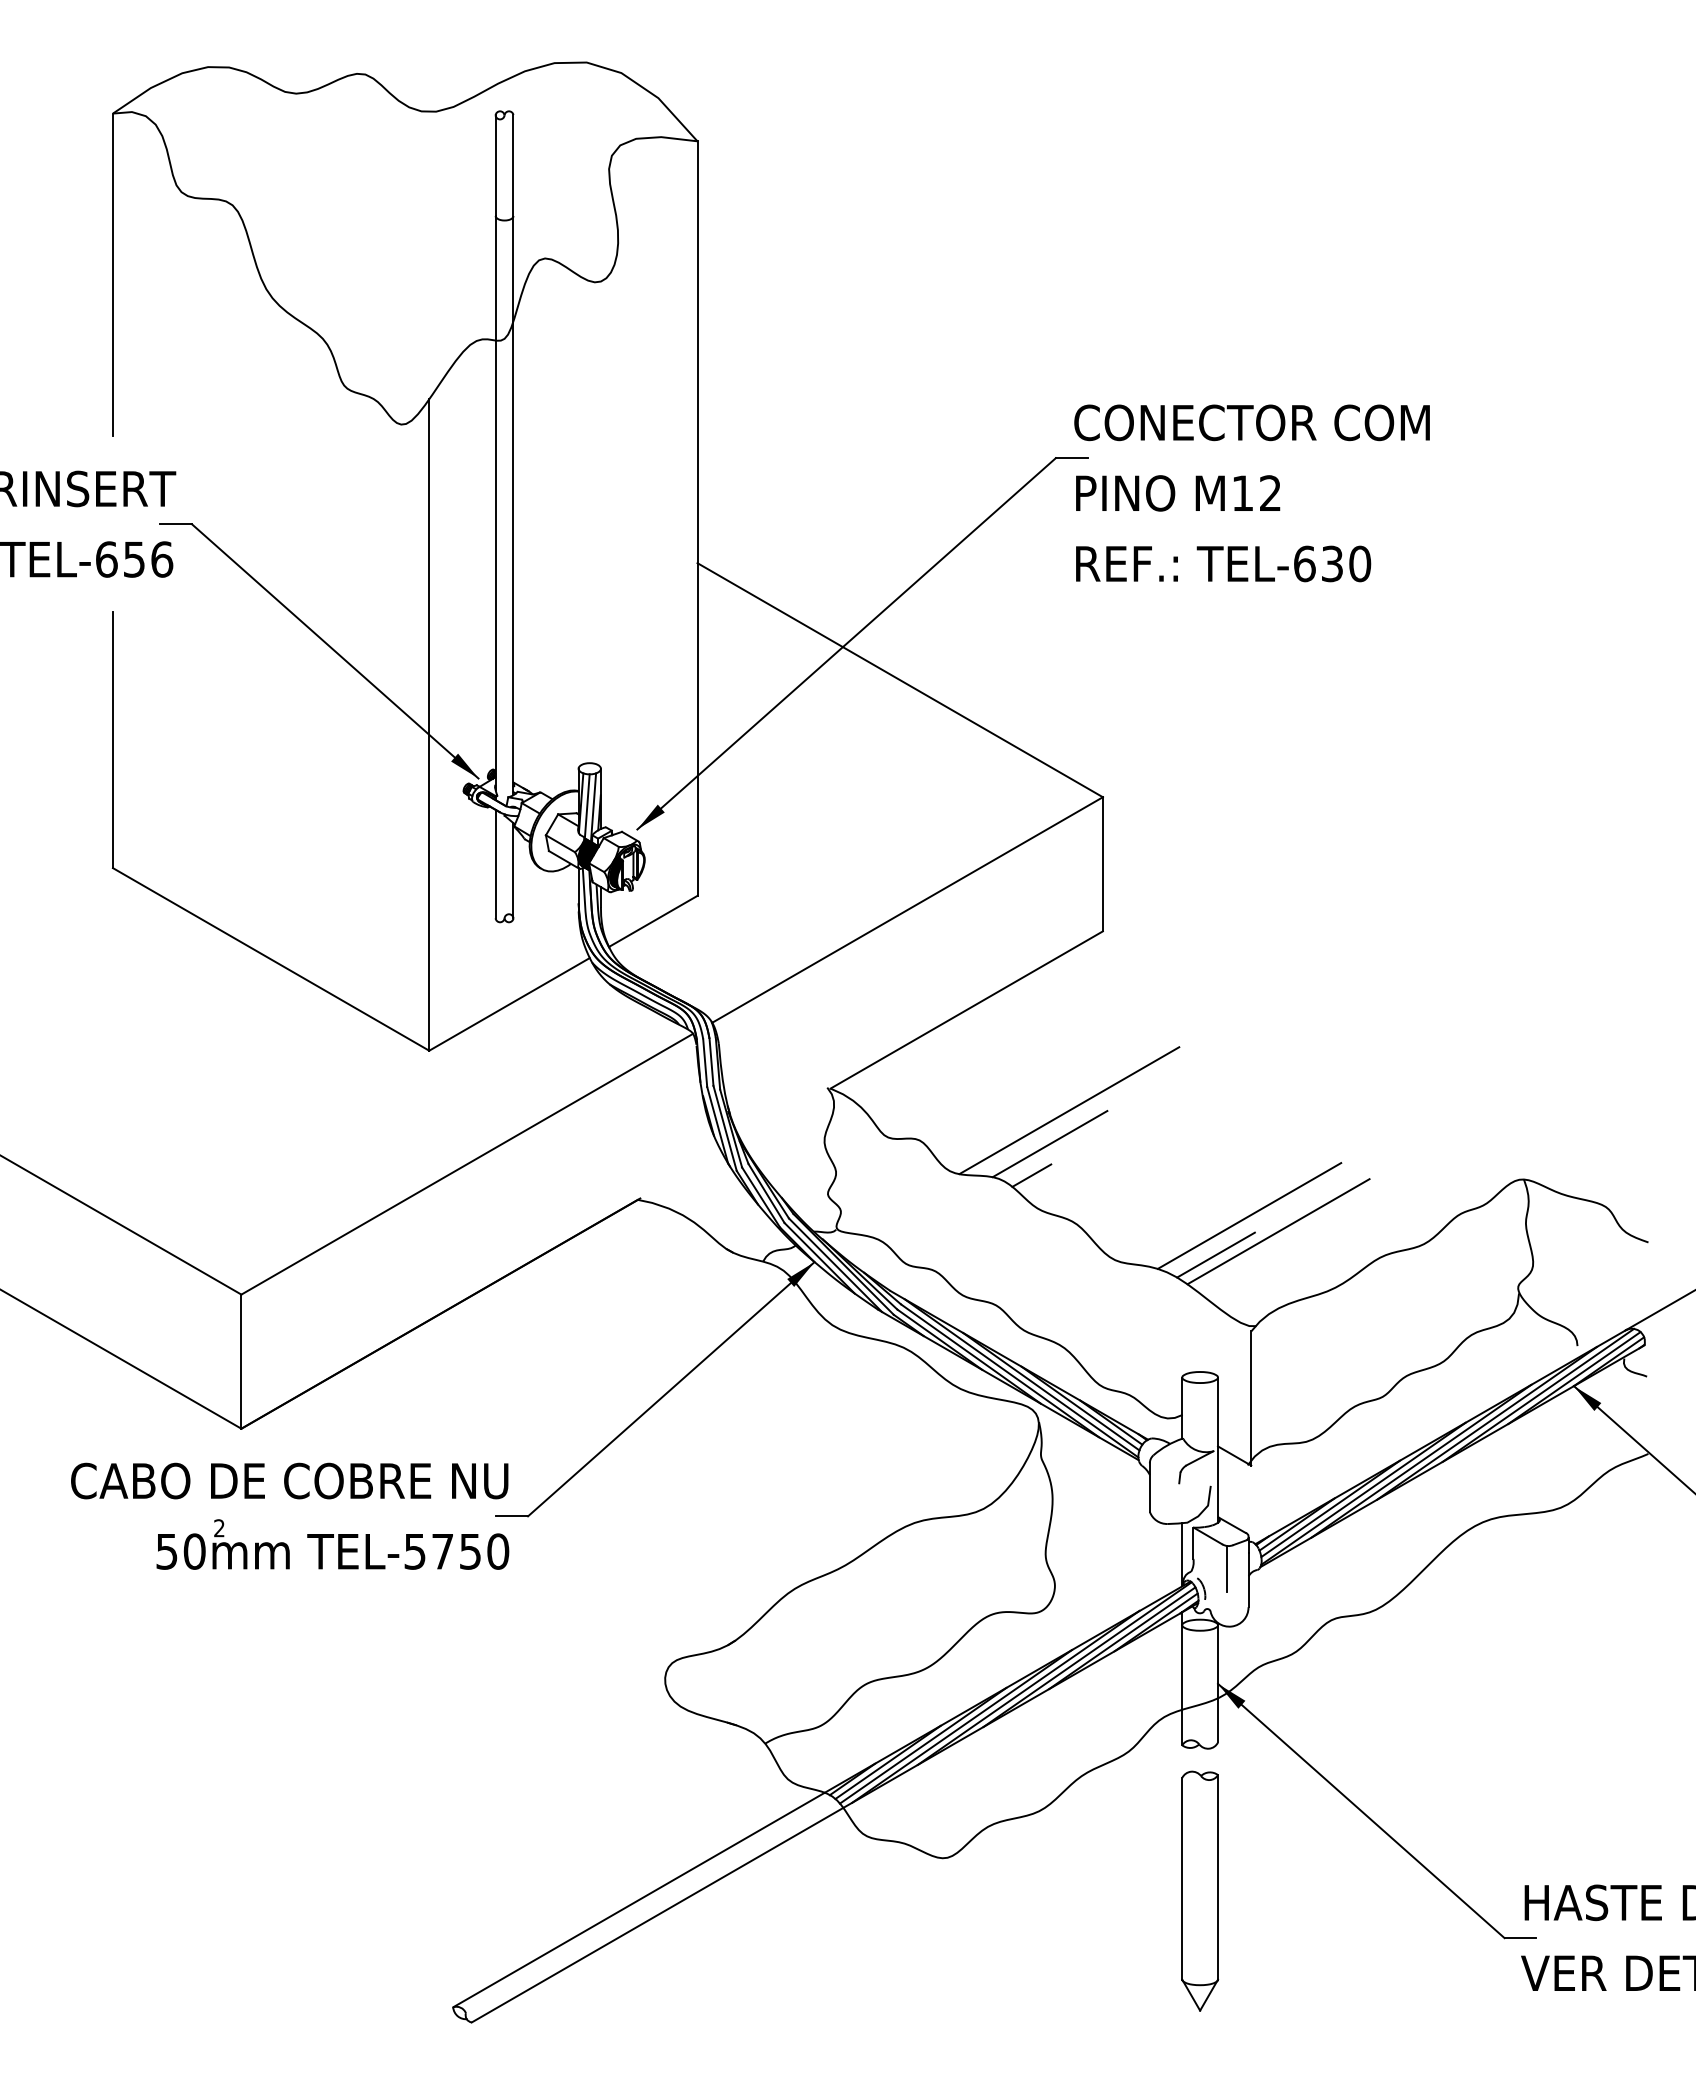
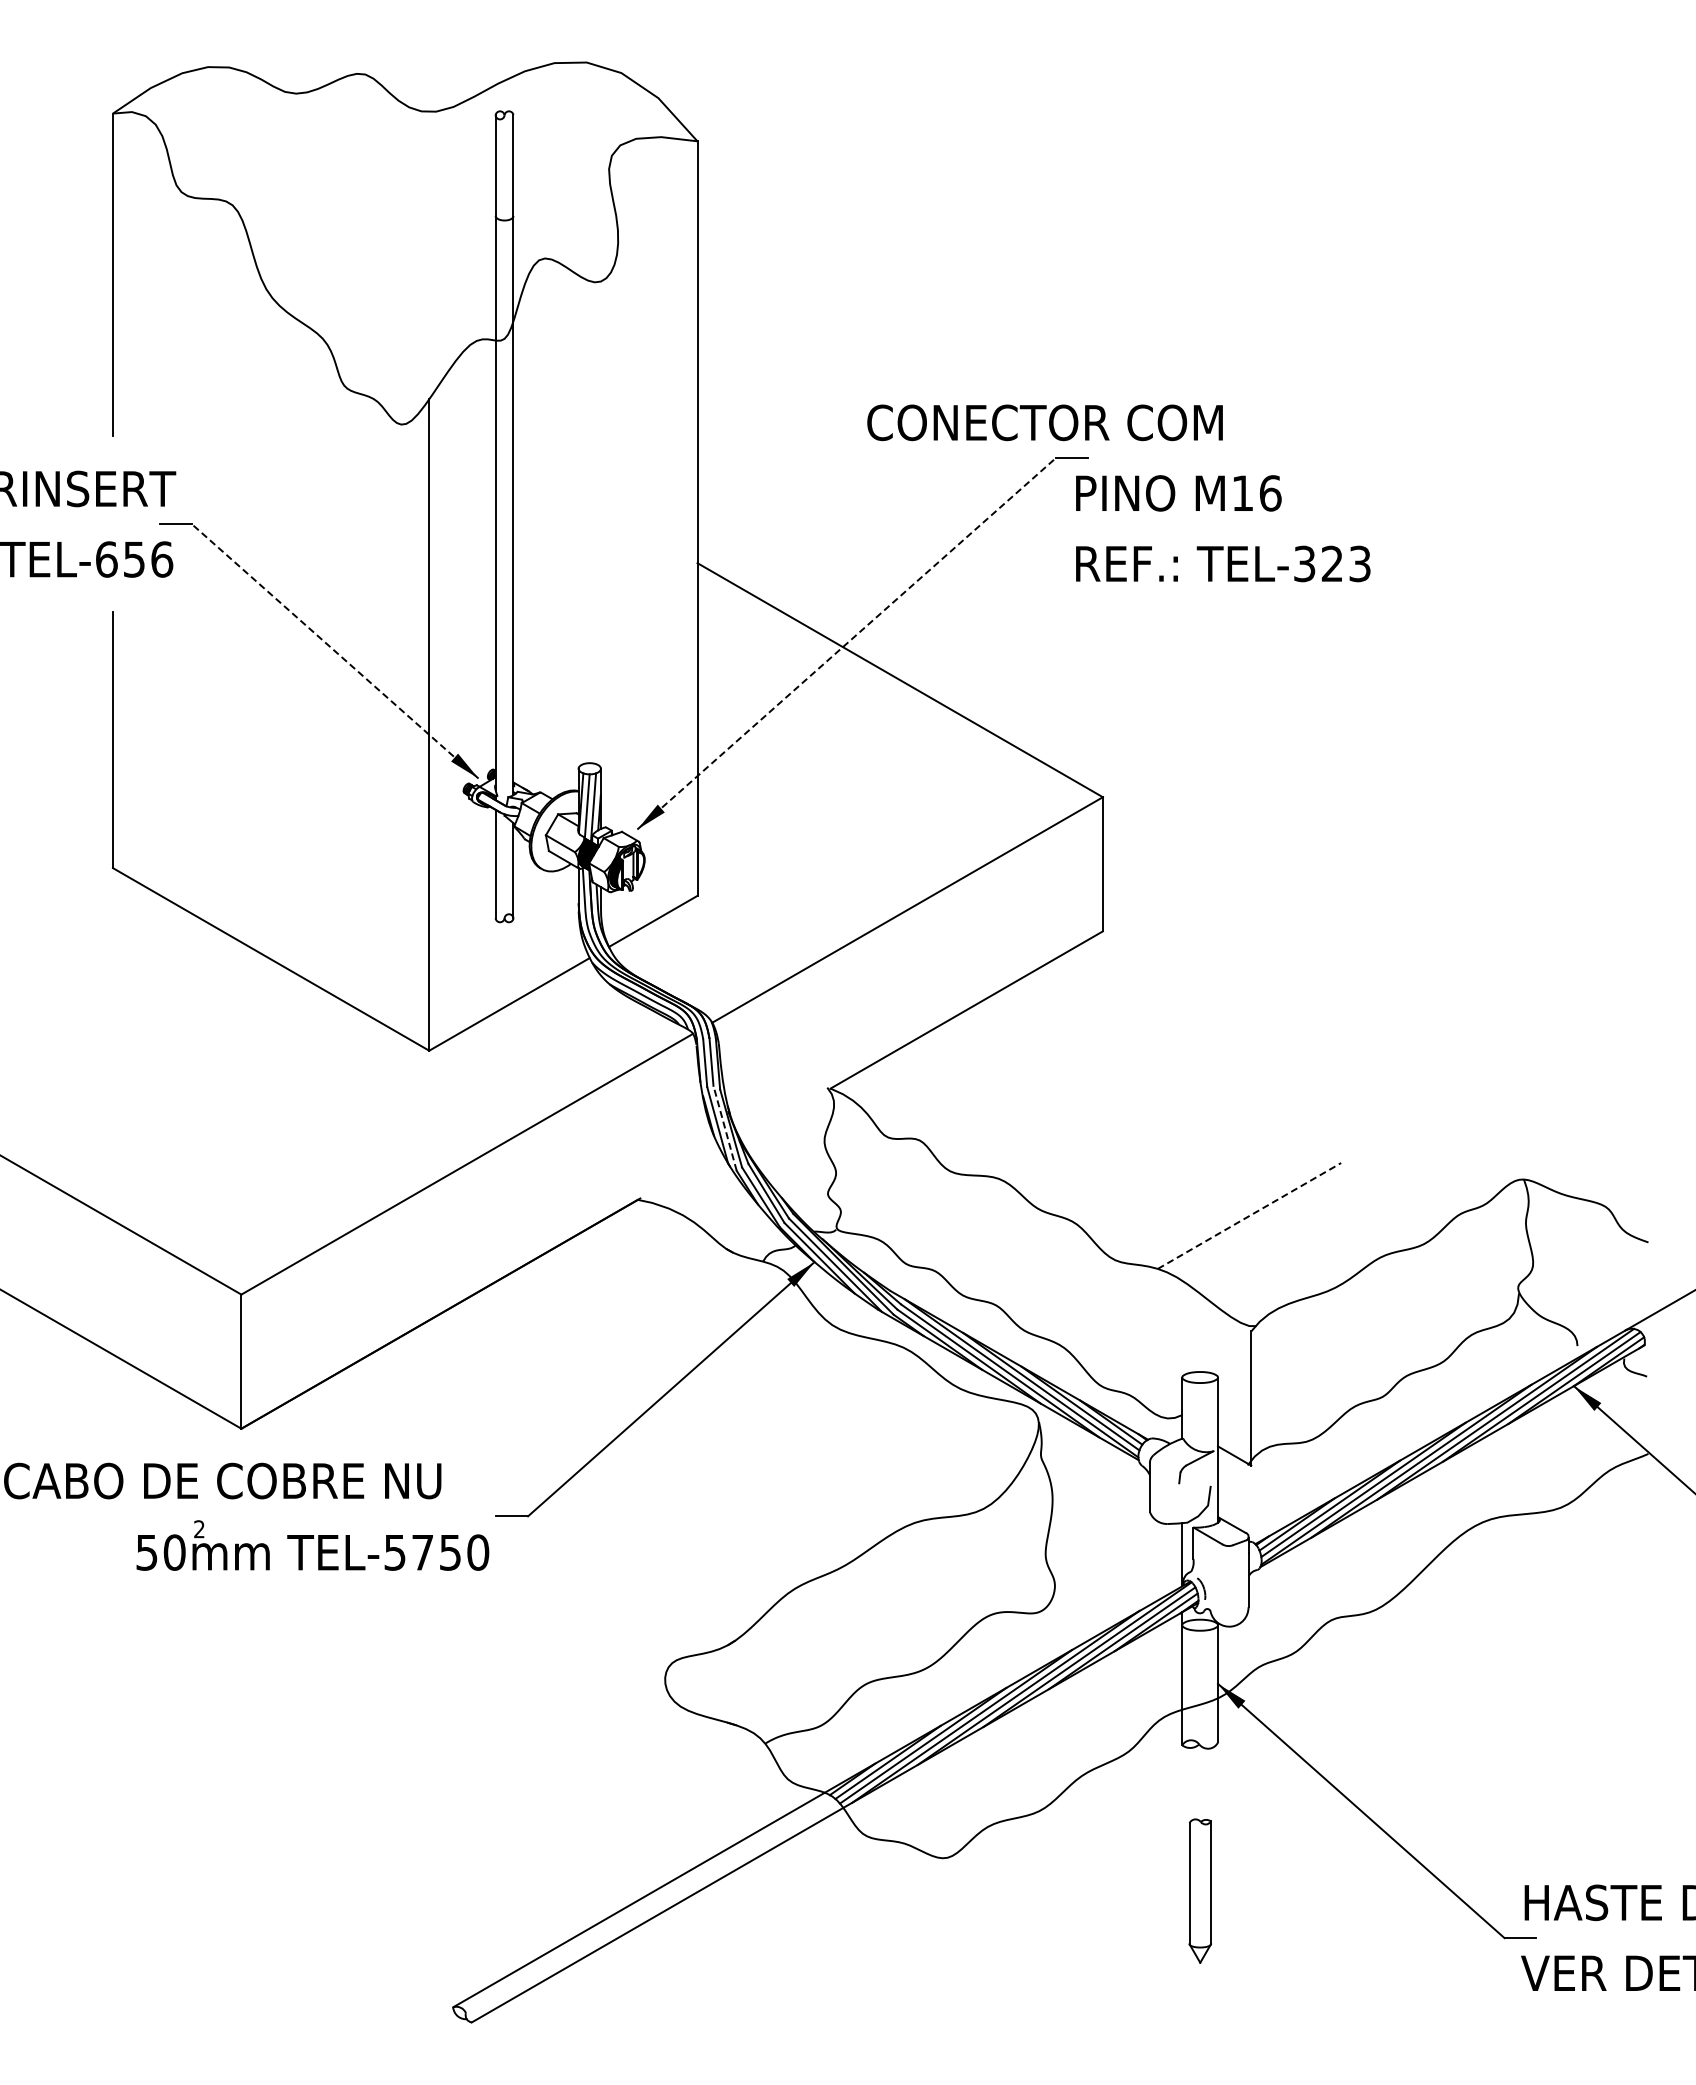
text position: (1251, 422) -> (1044, 422) (1044, 422)
text: M12 -> M16 (1270, 493)
text: TEL-630 -> TEL-323 (1332, 563)
line: solid -> dashed (846, 643)
line: solid -> dashed (335, 651)
line: present -> none (1069, 1110)
line: solid -> dashed (724, 1127)
line: present -> none (1049, 1144)
line: present -> none (1031, 1175)
line: solid -> dashed (1249, 1215)
line: present -> none (1278, 1231)
line: present -> none (1215, 1254)
text position: (289, 1480) -> (222, 1480) (222, 1480)
text position: (332, 1544) -> (312, 1545) (312, 1545)
line: present -> none (1227, 1568)
part size: 39x242 px -> 24x146 px (1199, 1890)
